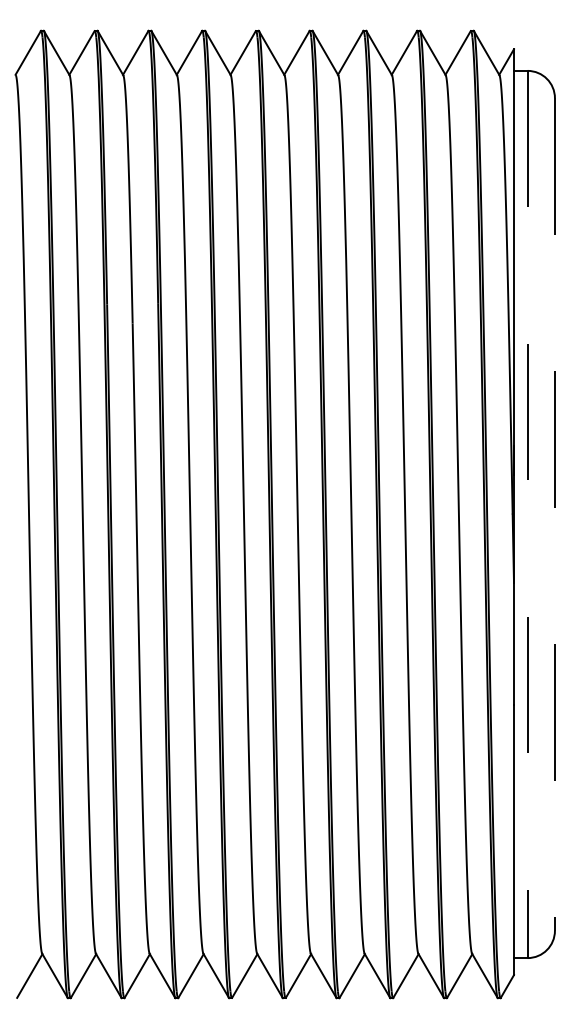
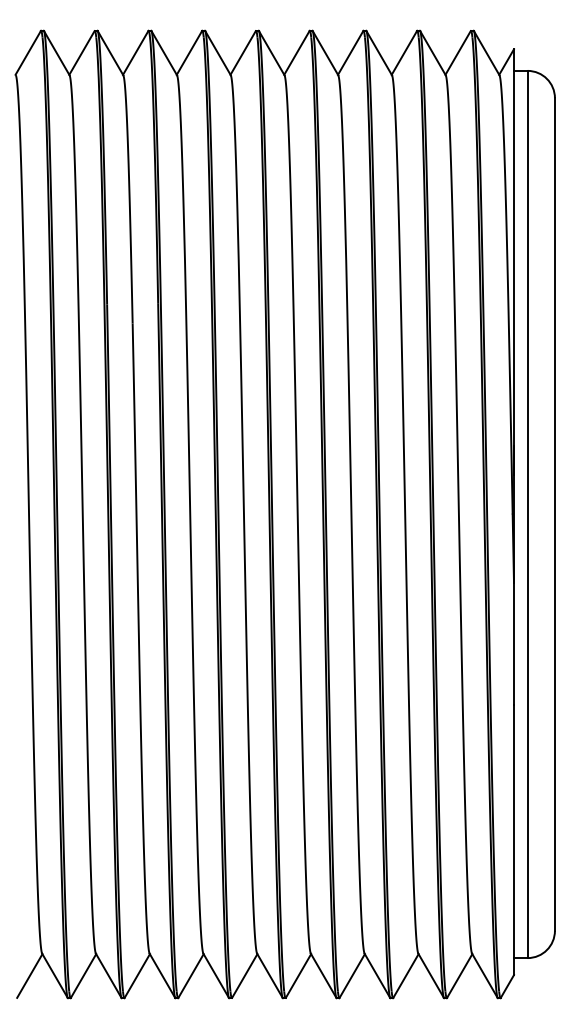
line: dashed -> solid (527, 514)
line: dashed -> solid (554, 514)
